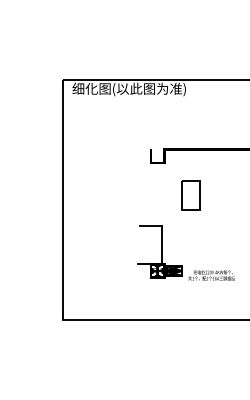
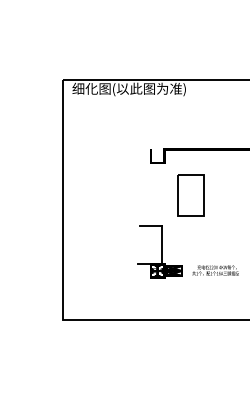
part size: 20x31 px -> 28x43 px (190, 195)
text position: (211, 275) -> (215, 270) (215, 270)
